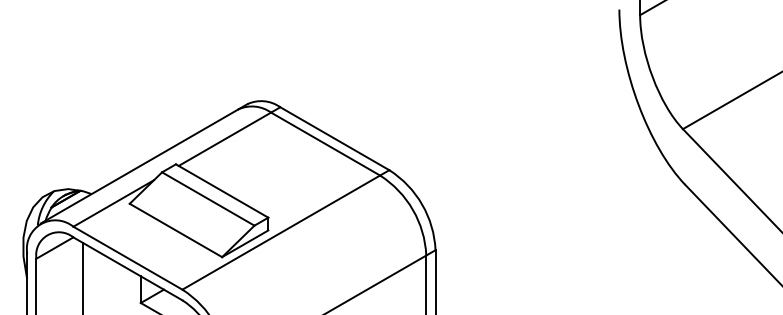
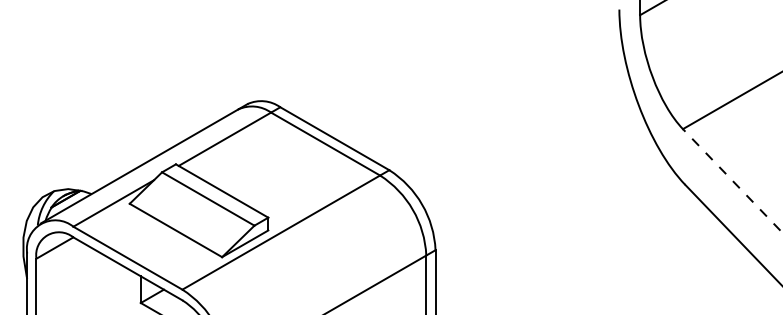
line: solid -> dashed (732, 180)
line: present -> none (82, 276)
